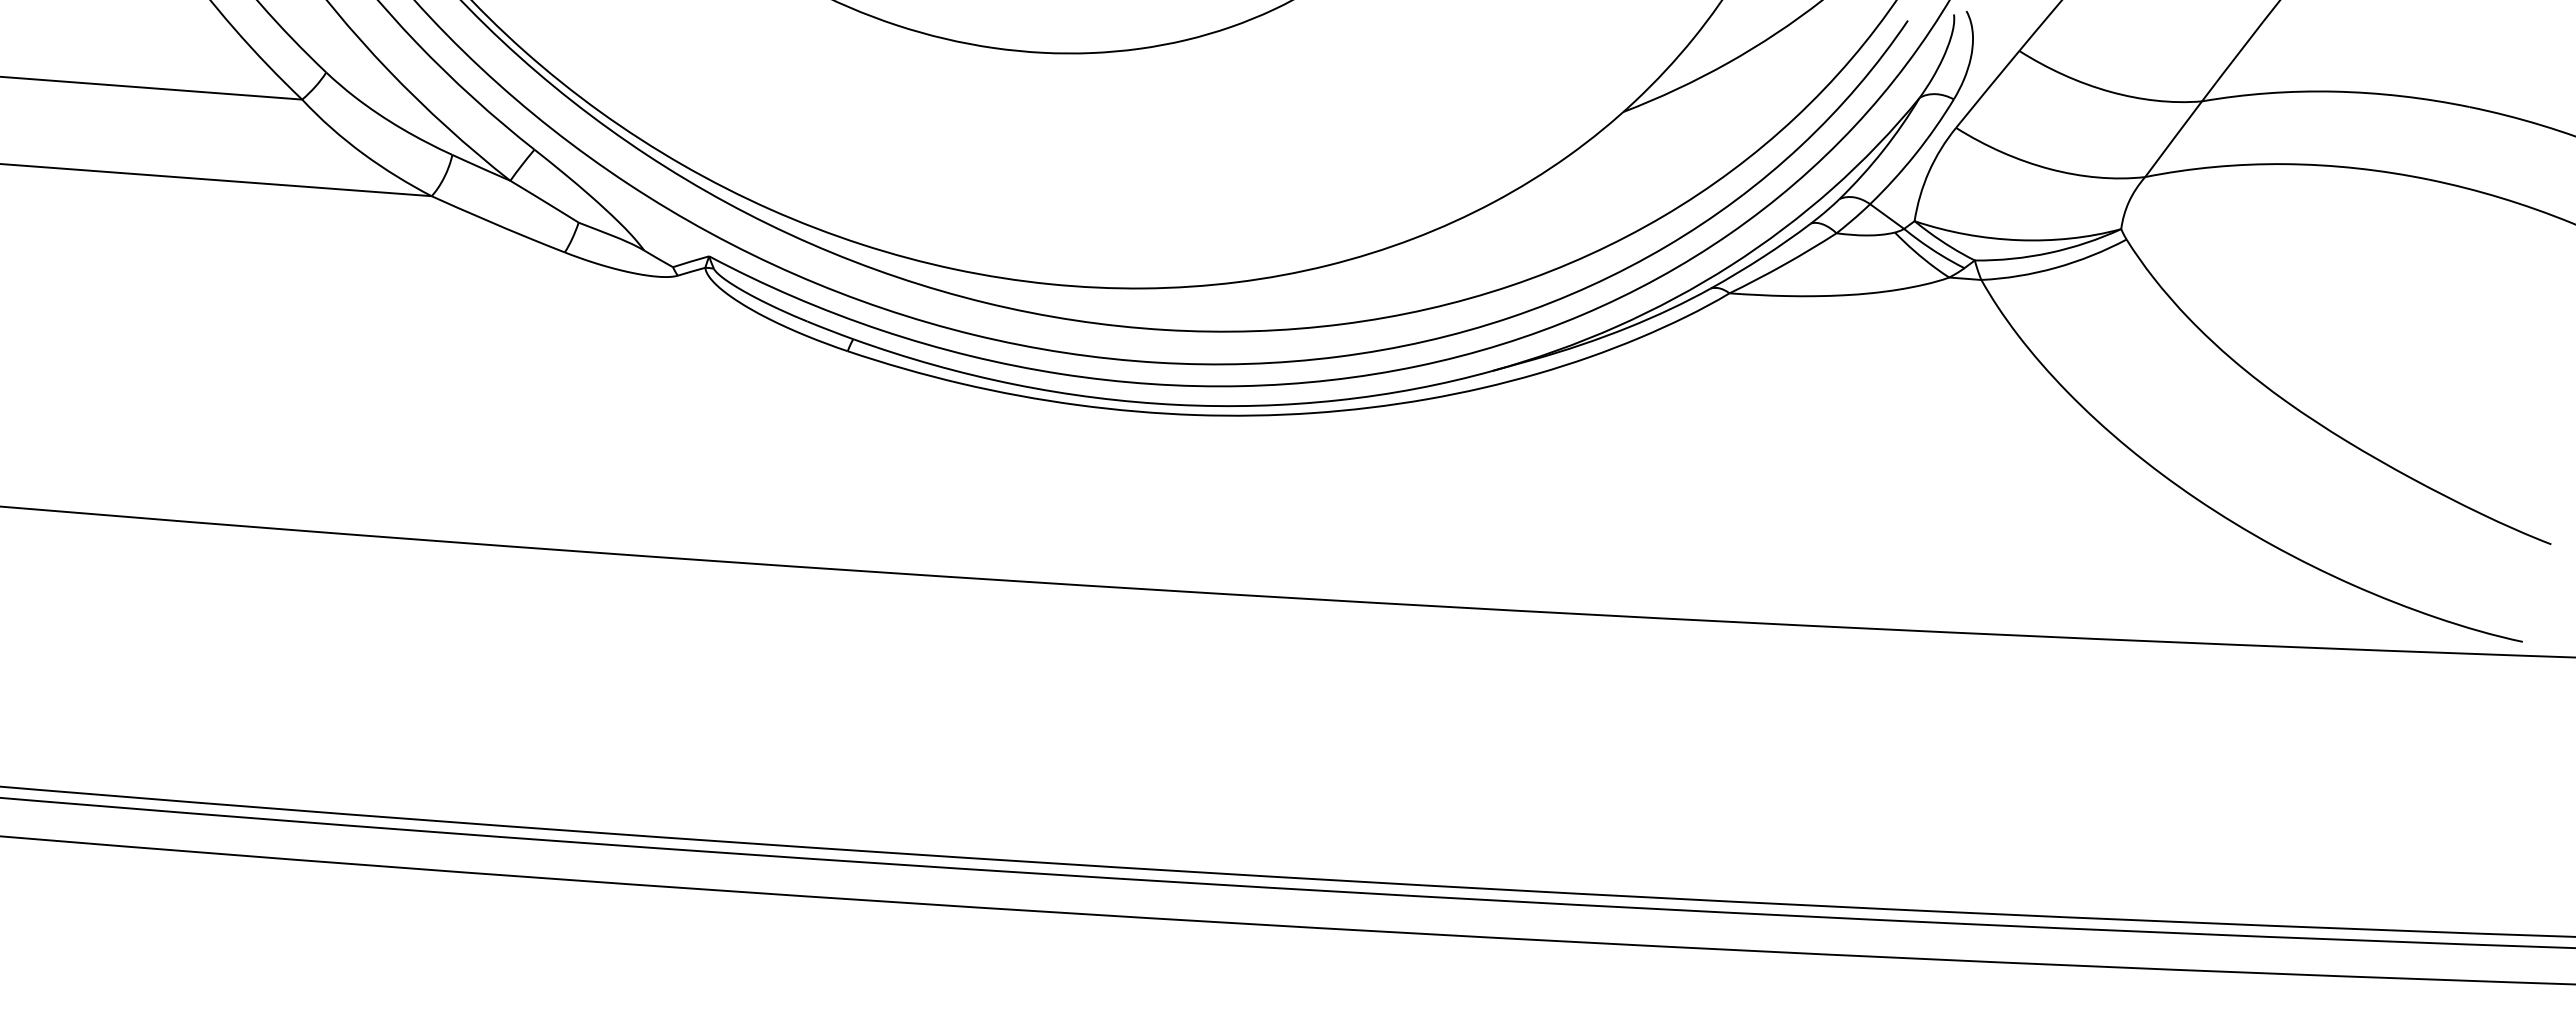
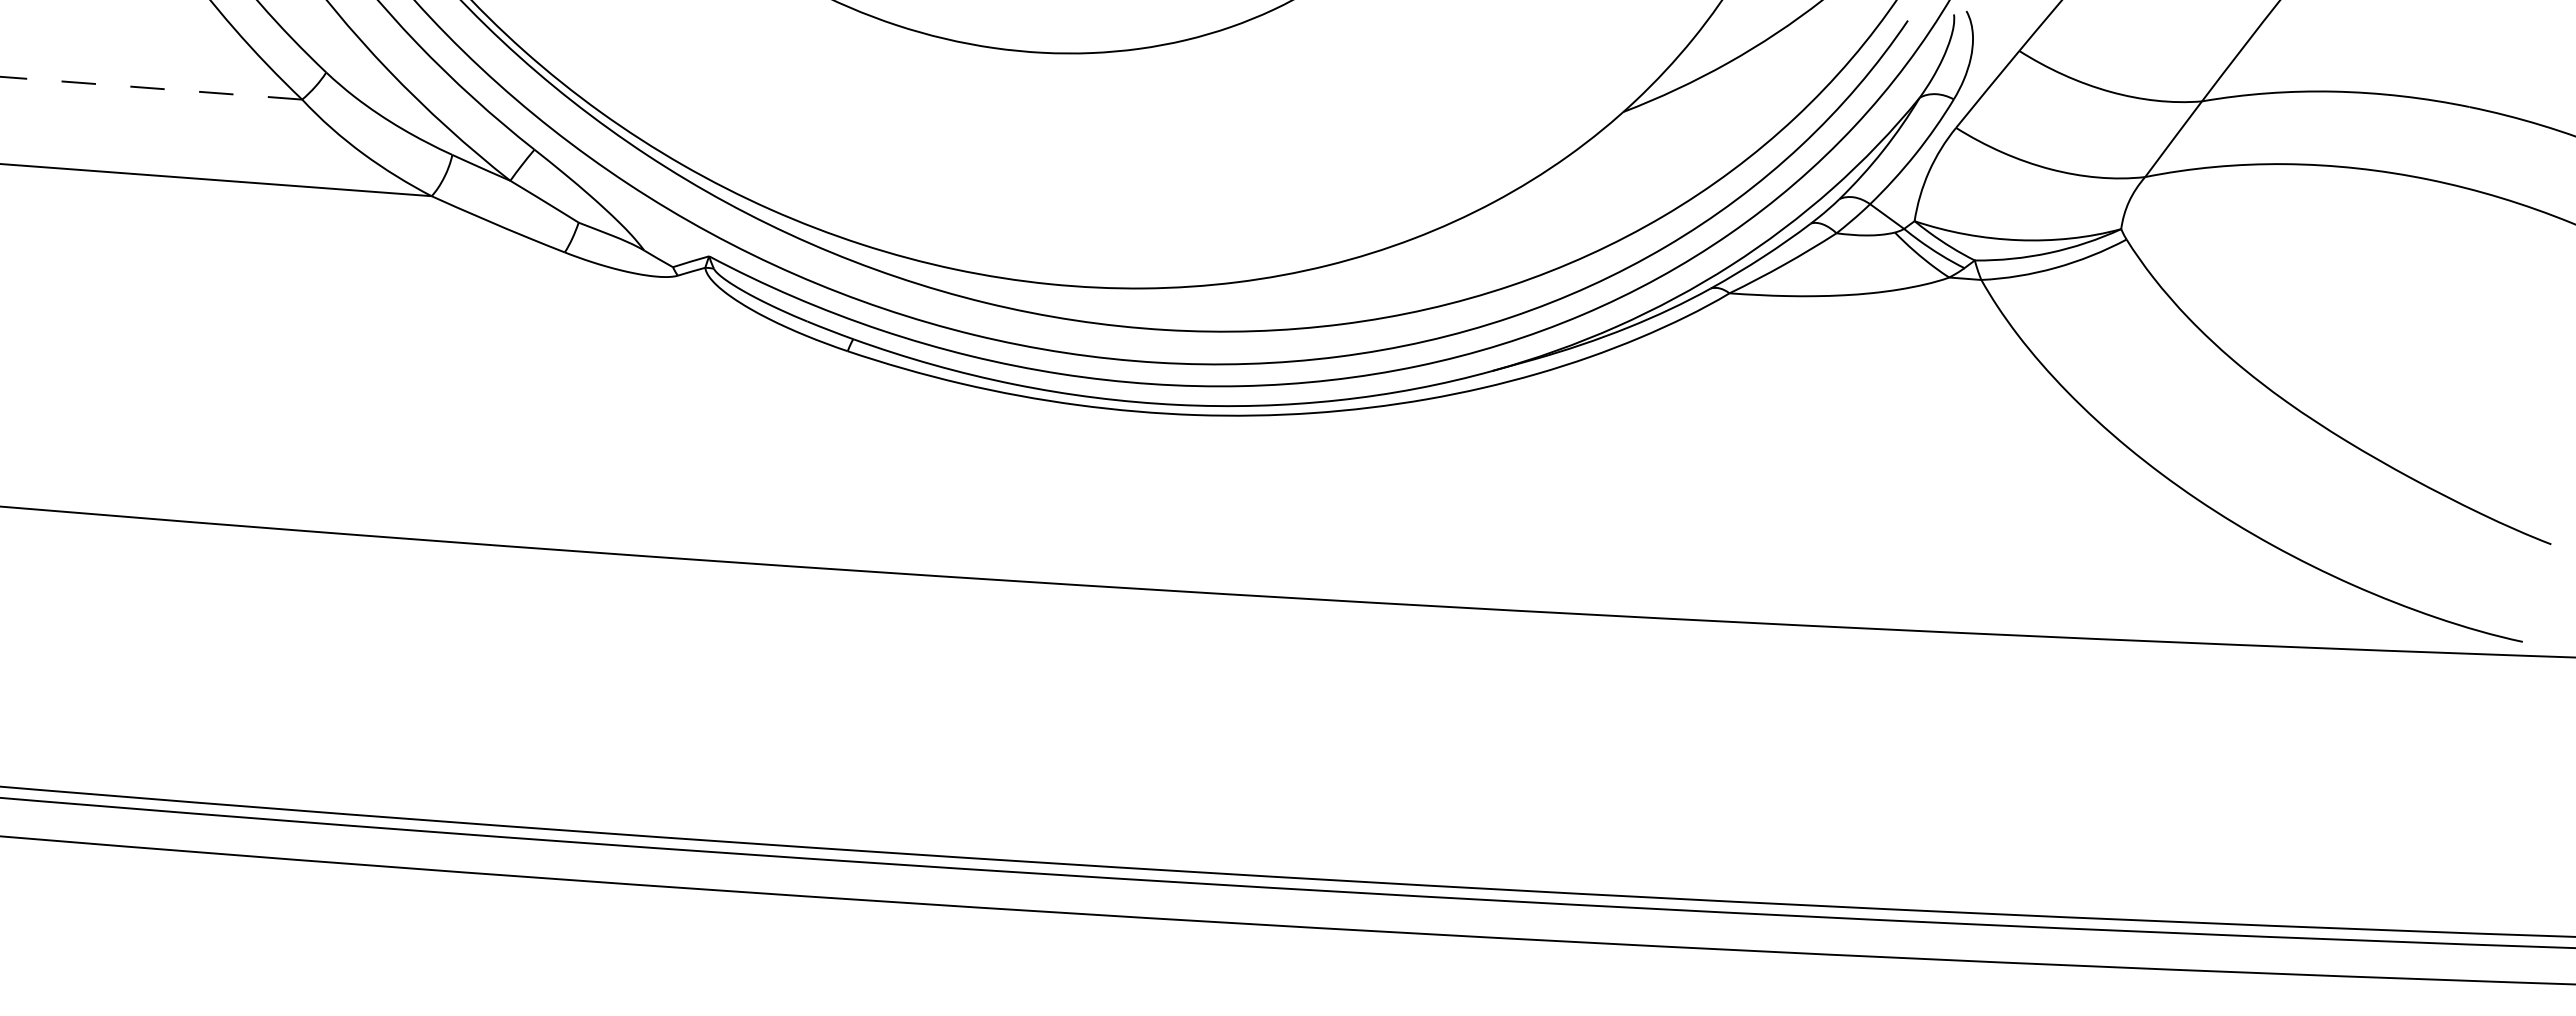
line: solid -> dashed (150, 88)
